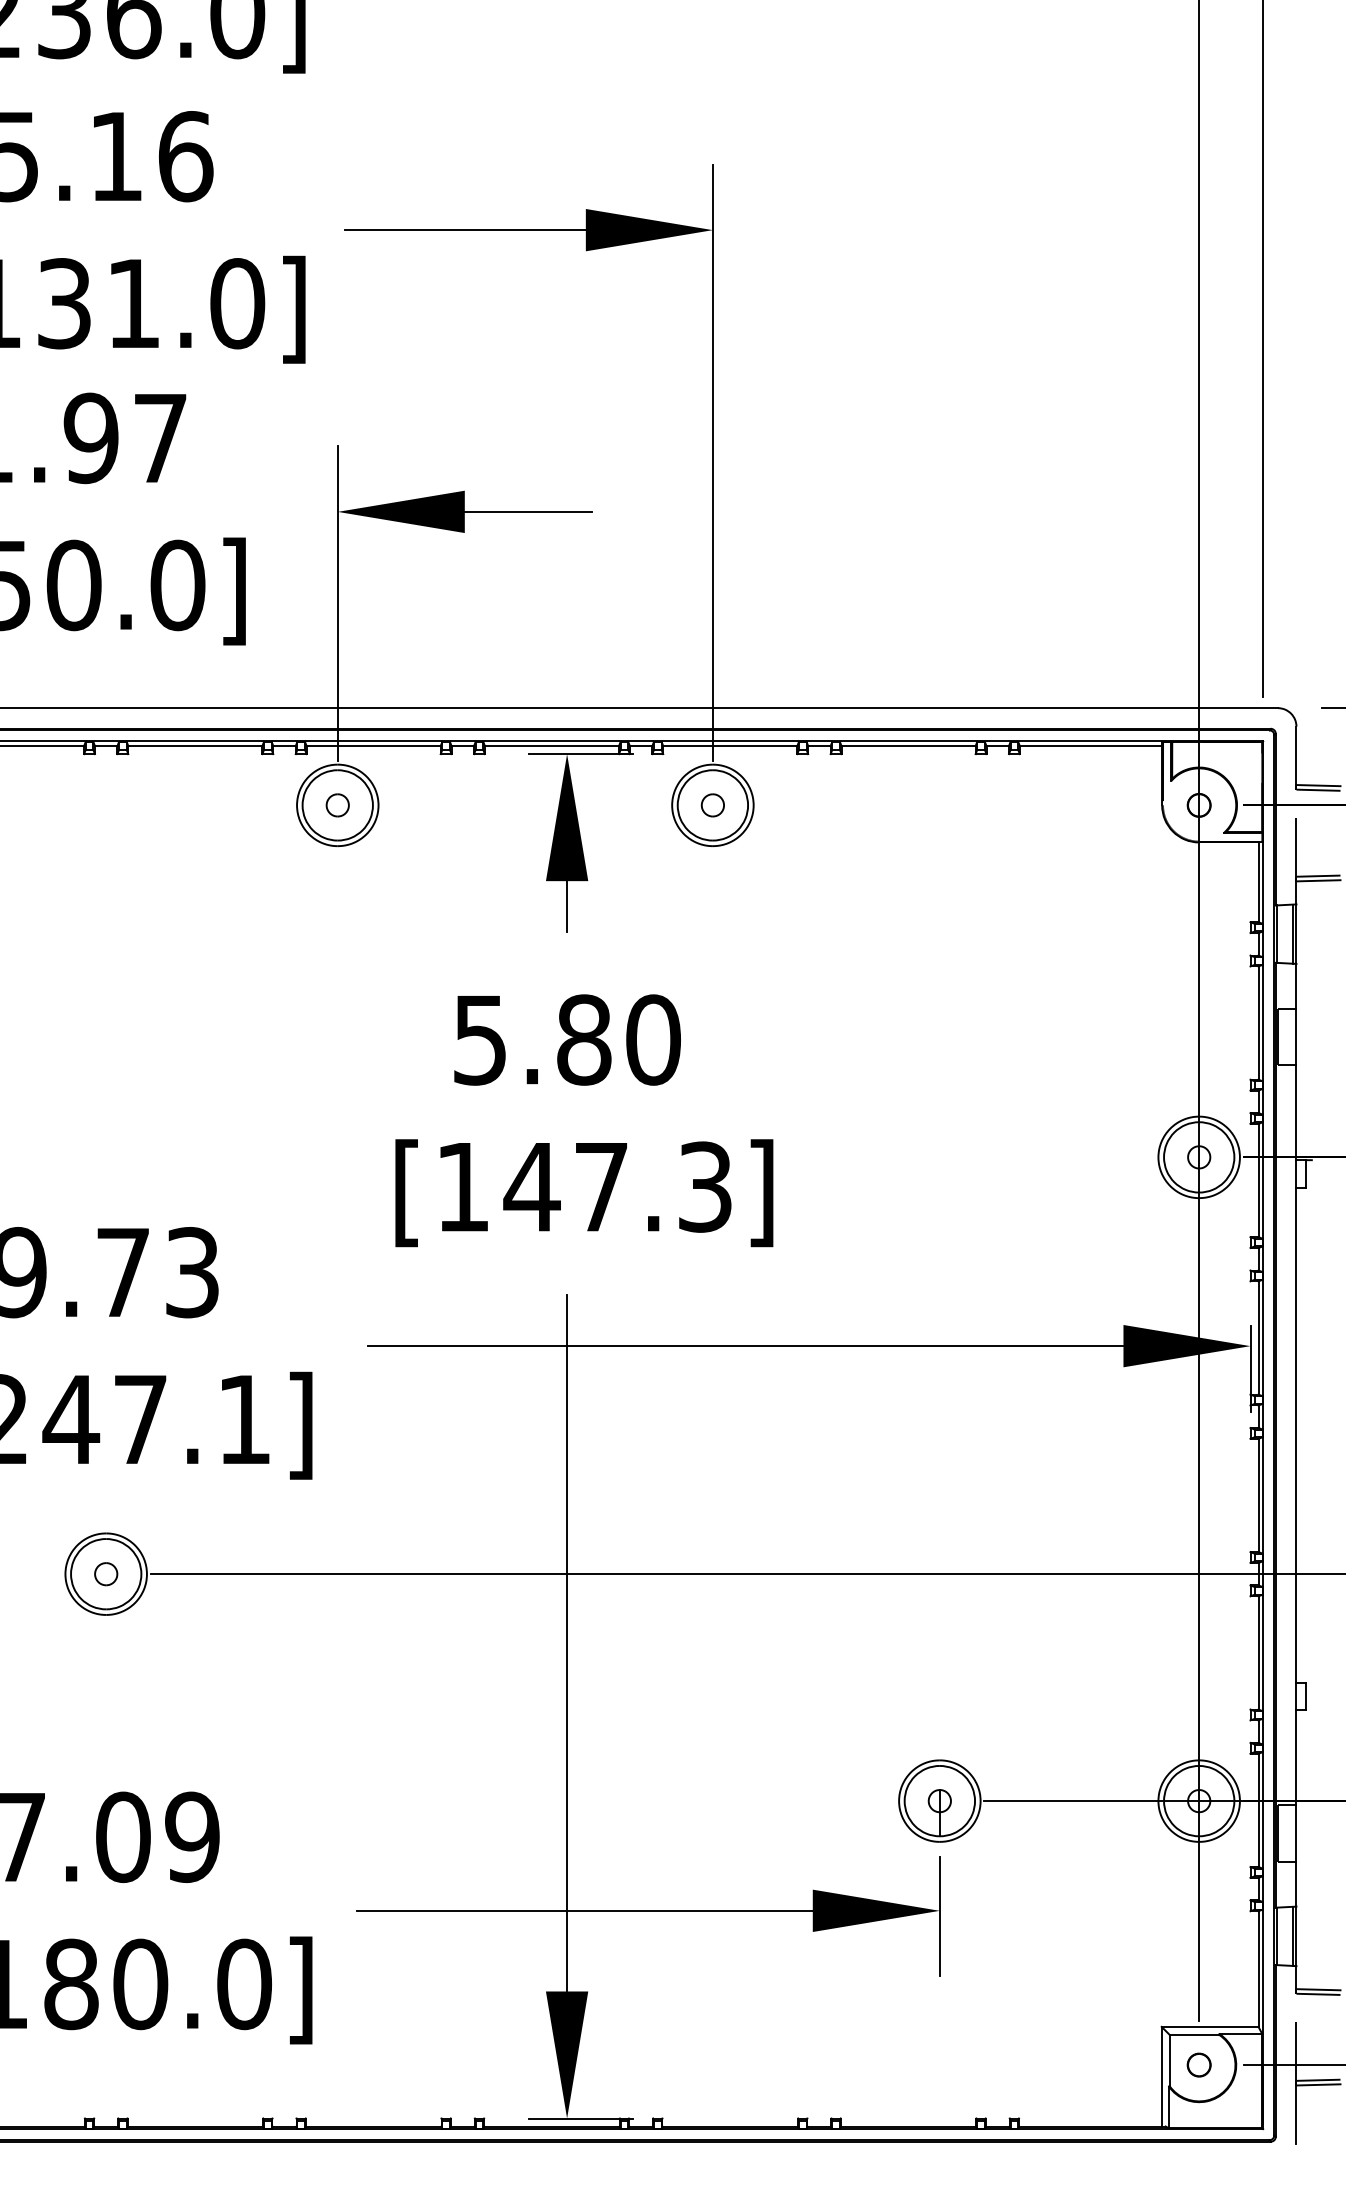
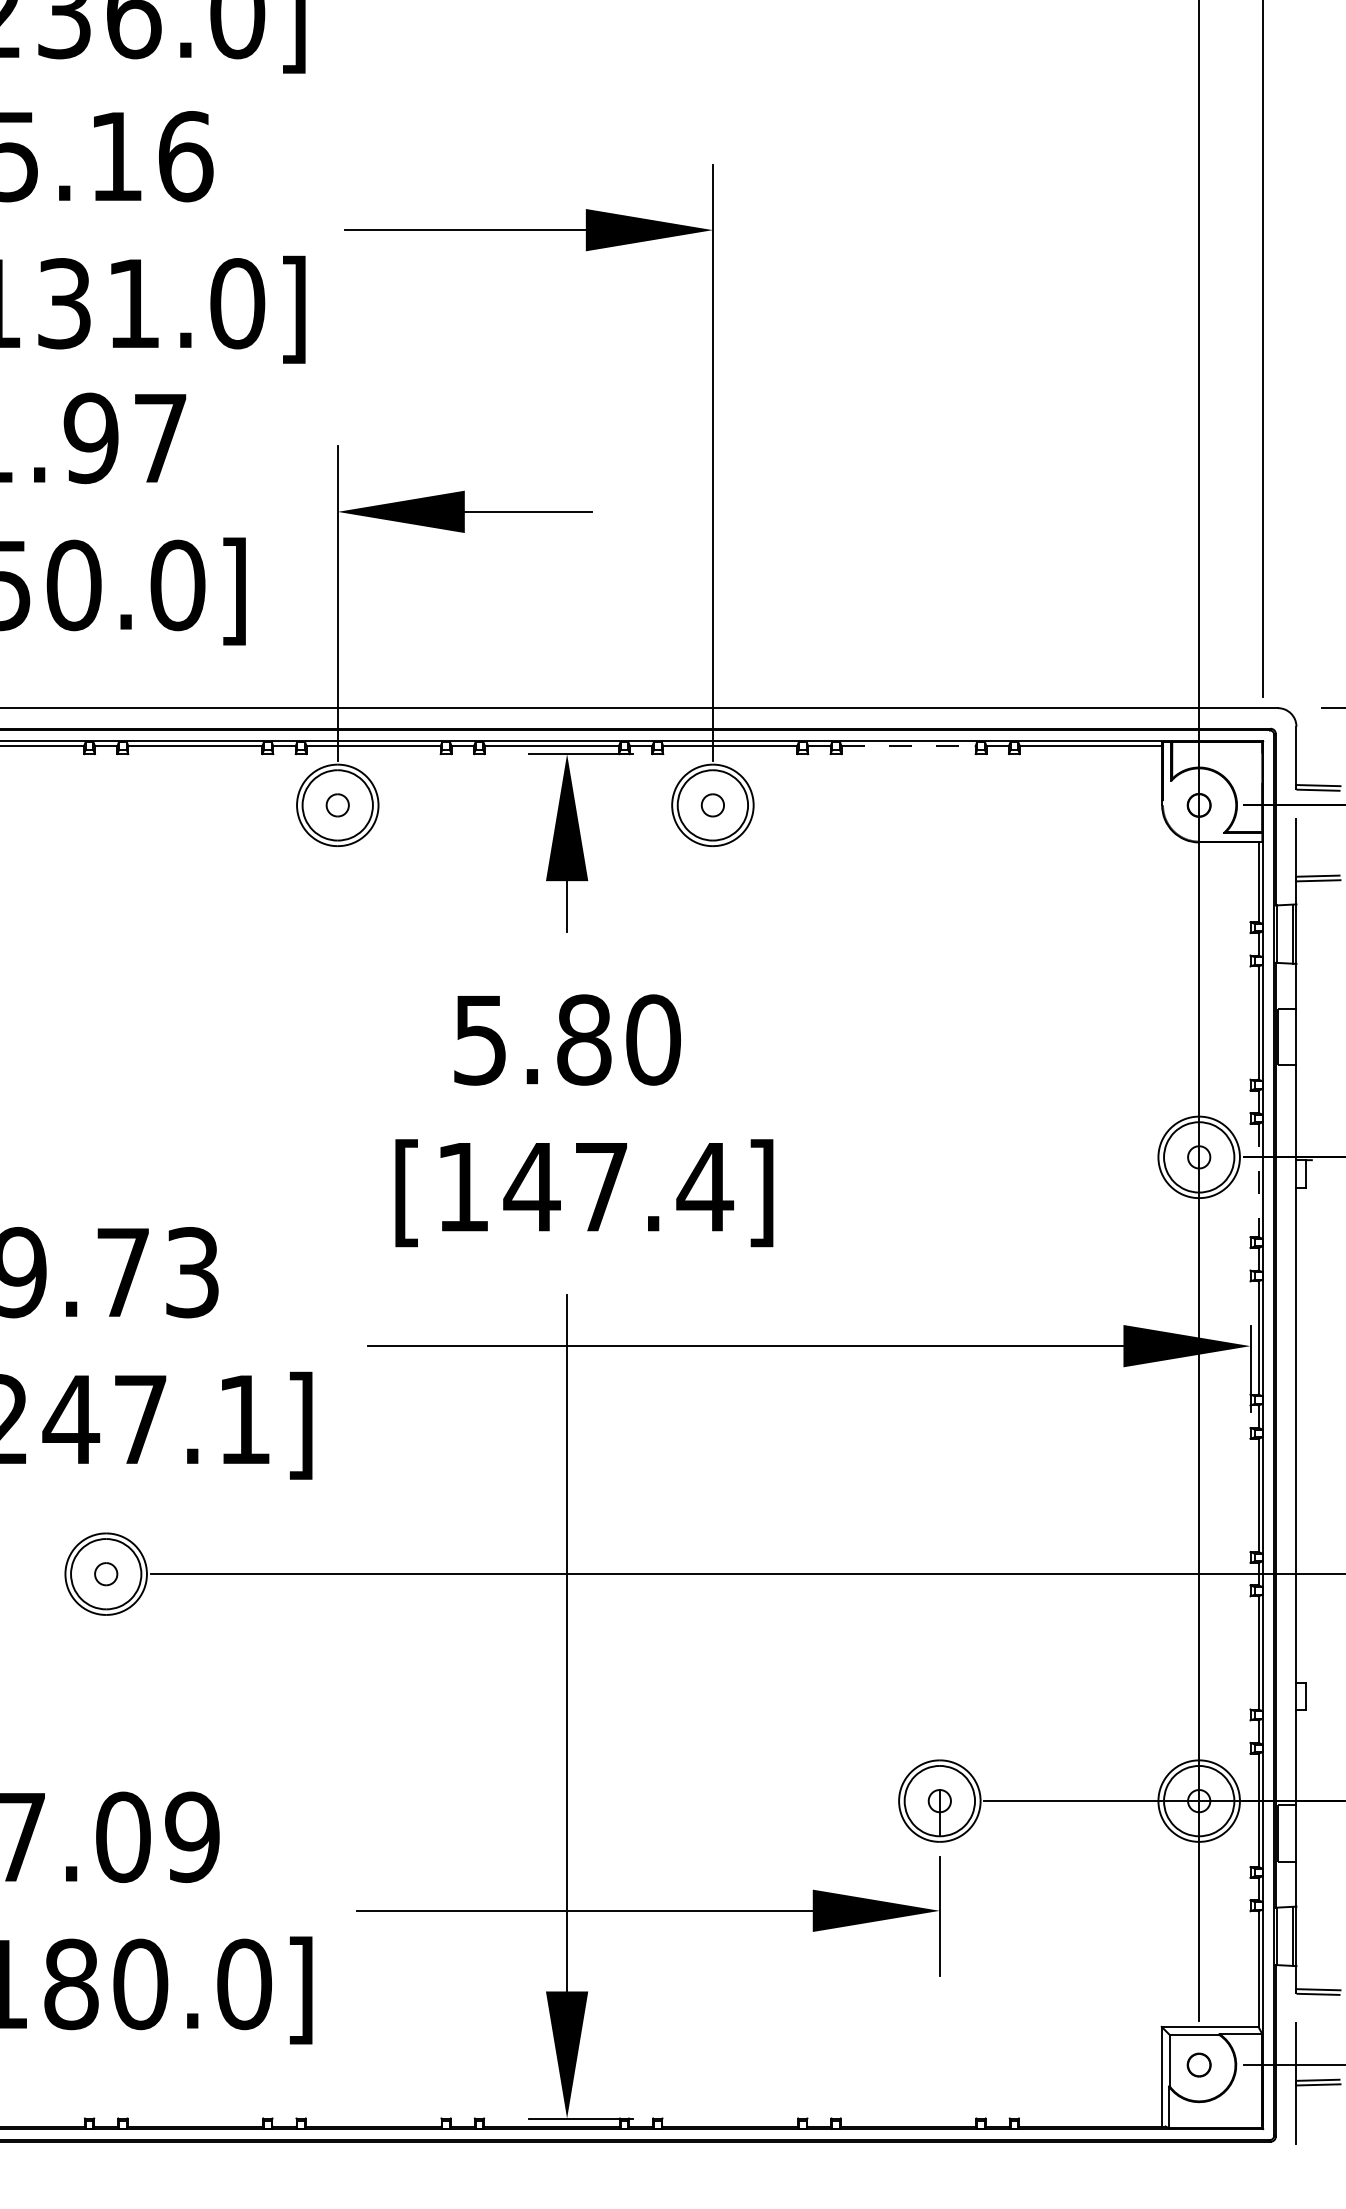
line: solid -> dashed (909, 746)
line: solid -> dashed (1258, 1180)
text: [147.3] -> [147.4] (705, 1186)
